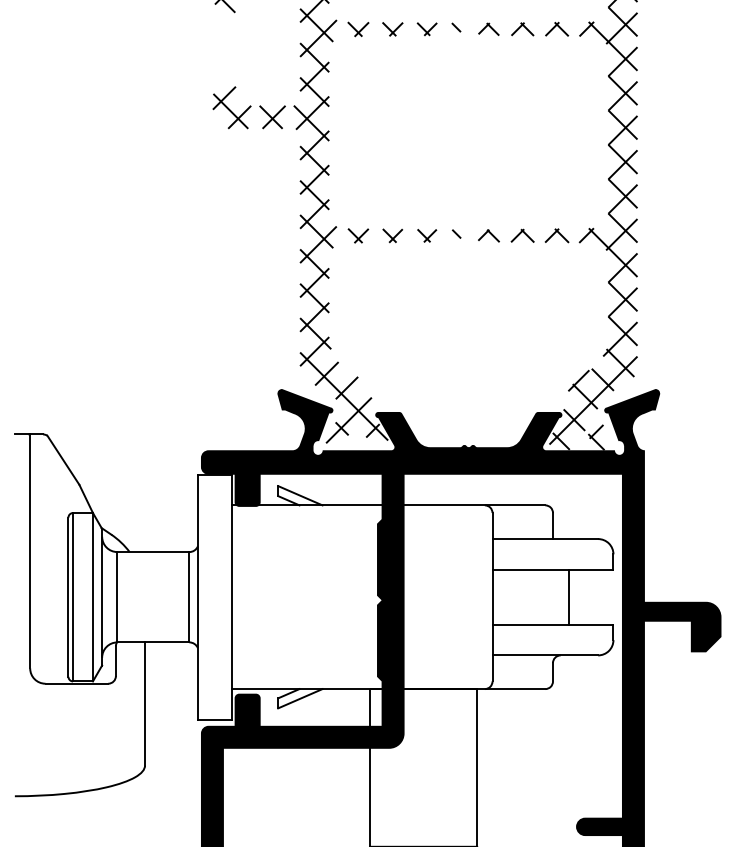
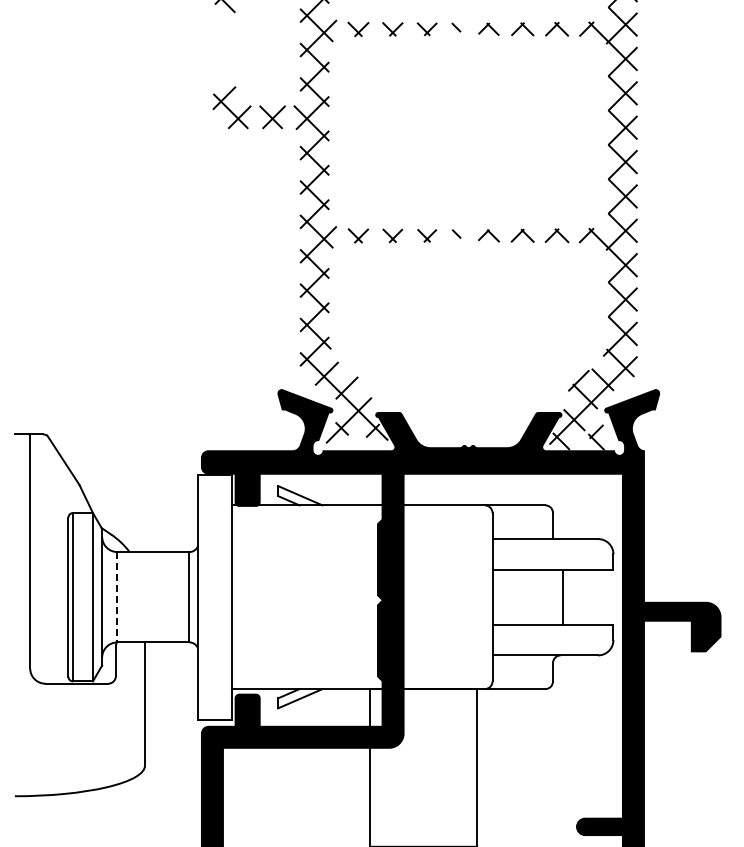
line position: (569, 596) -> (563, 596) (563, 596)
line: solid -> dashed (117, 597)
